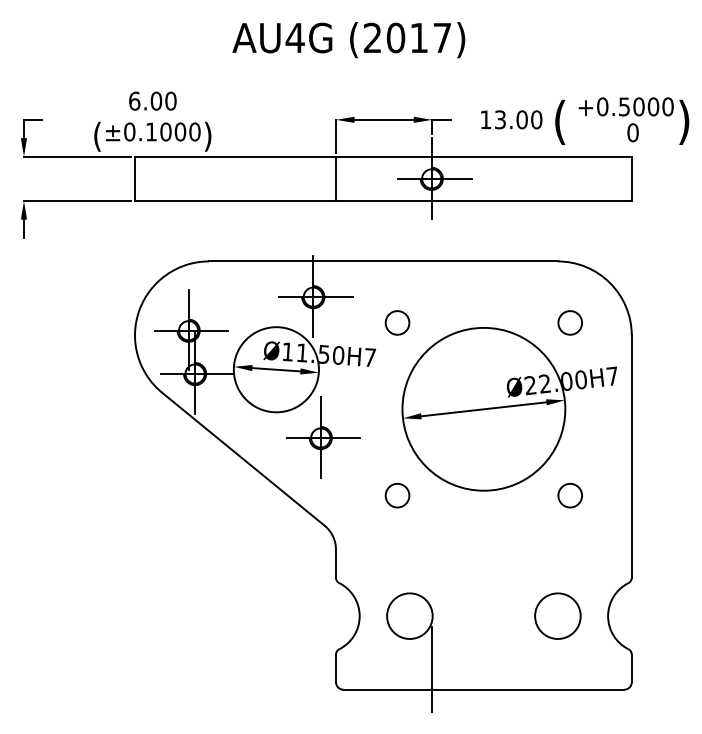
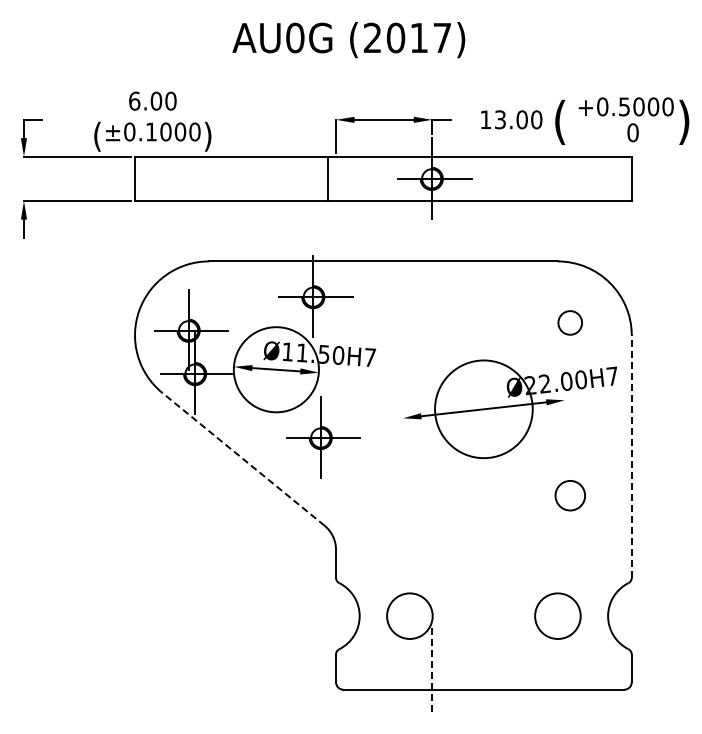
text: AU4G -> AU0G (294, 37)
line position: (336, 178) -> (328, 178) (328, 178)
circle: present -> none (397, 322)
circle diameter: 163 px -> 98 px (483, 409)
line: solid -> dashed (631, 456)
line: solid -> dashed (243, 459)
circle: present -> none (397, 495)
circle size: 26x27 px -> 32x32 px (569, 495)
line: solid -> dashed (432, 668)
